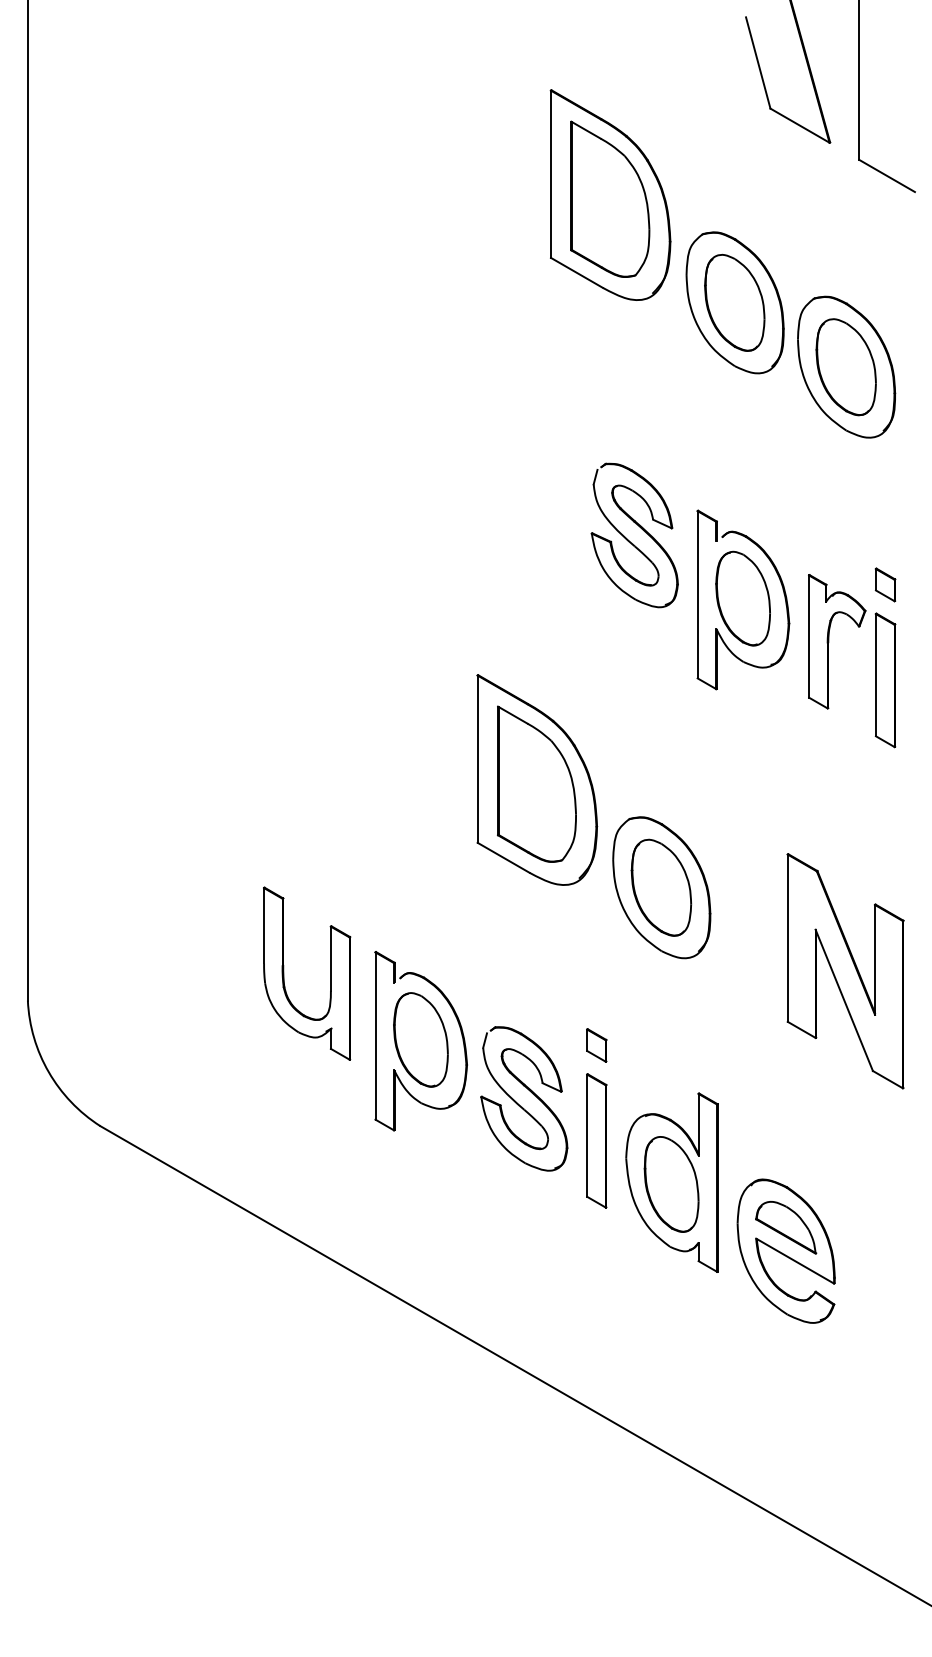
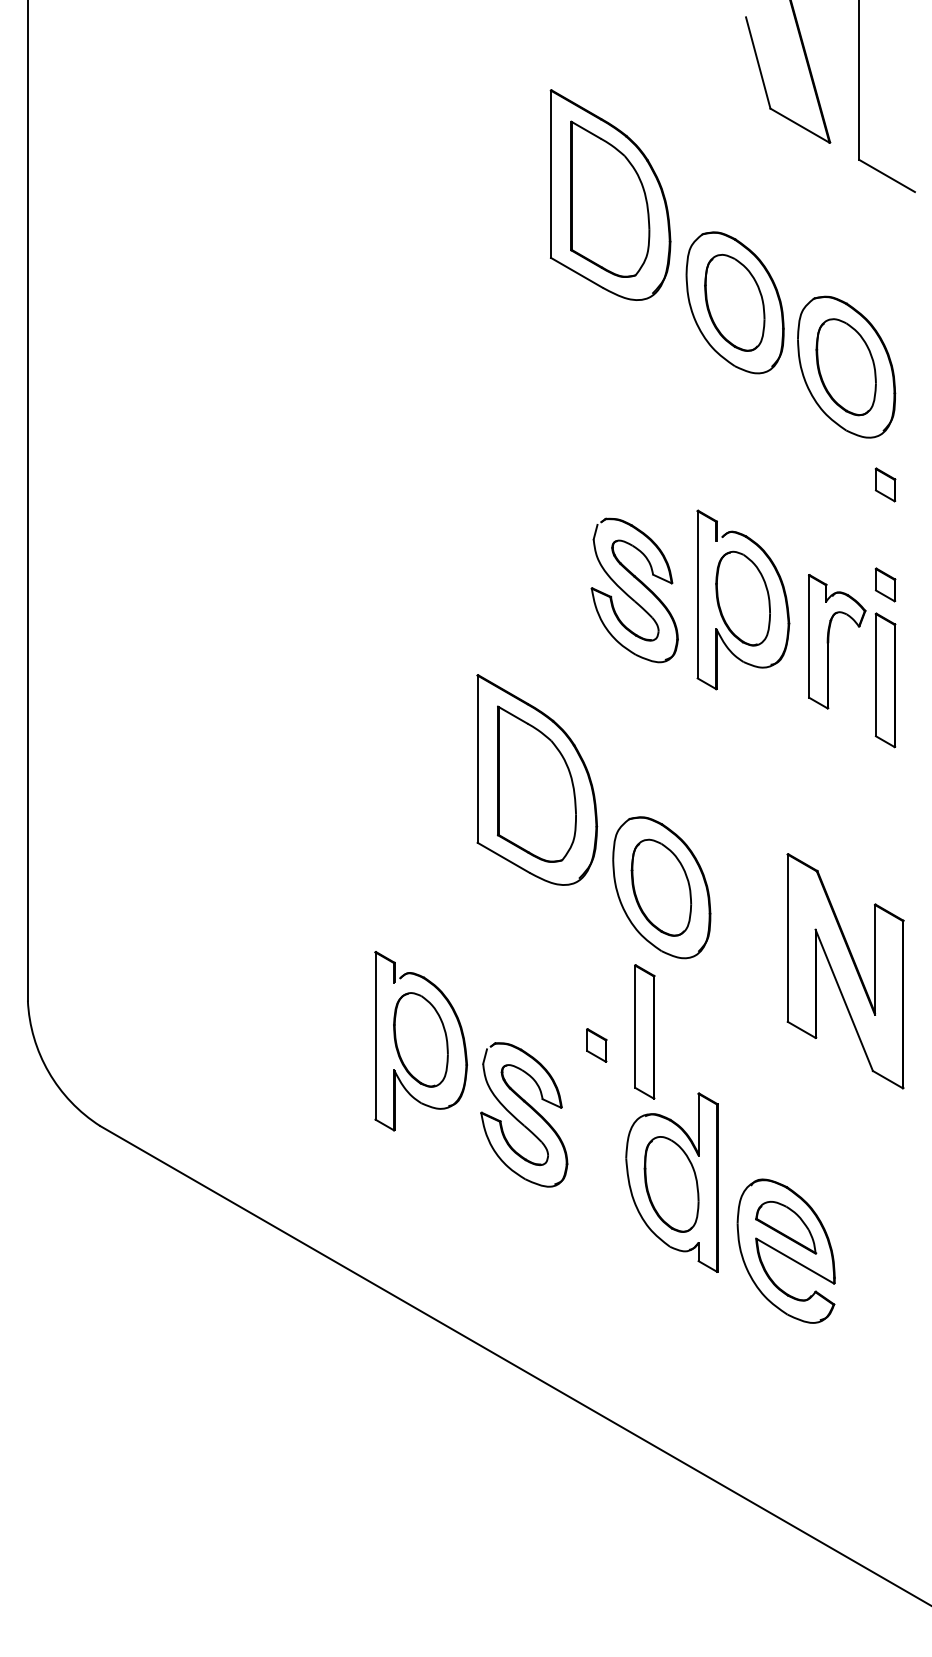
part: none -> present (885, 484)
part position: (629, 540) -> (629, 595) (629, 595)
part: present -> none (284, 973)
part position: (518, 1103) -> (518, 1119) (518, 1119)
part position: (596, 1140) -> (644, 1031) (644, 1031)
